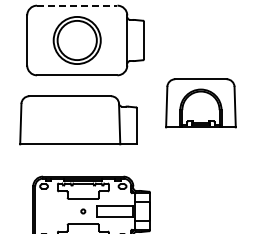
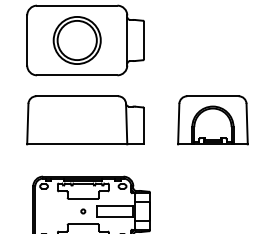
line: dashed -> solid (77, 5)
part position: (200, 103) -> (212, 120) (212, 120)
part position: (78, 120) -> (85, 120) (85, 120)
